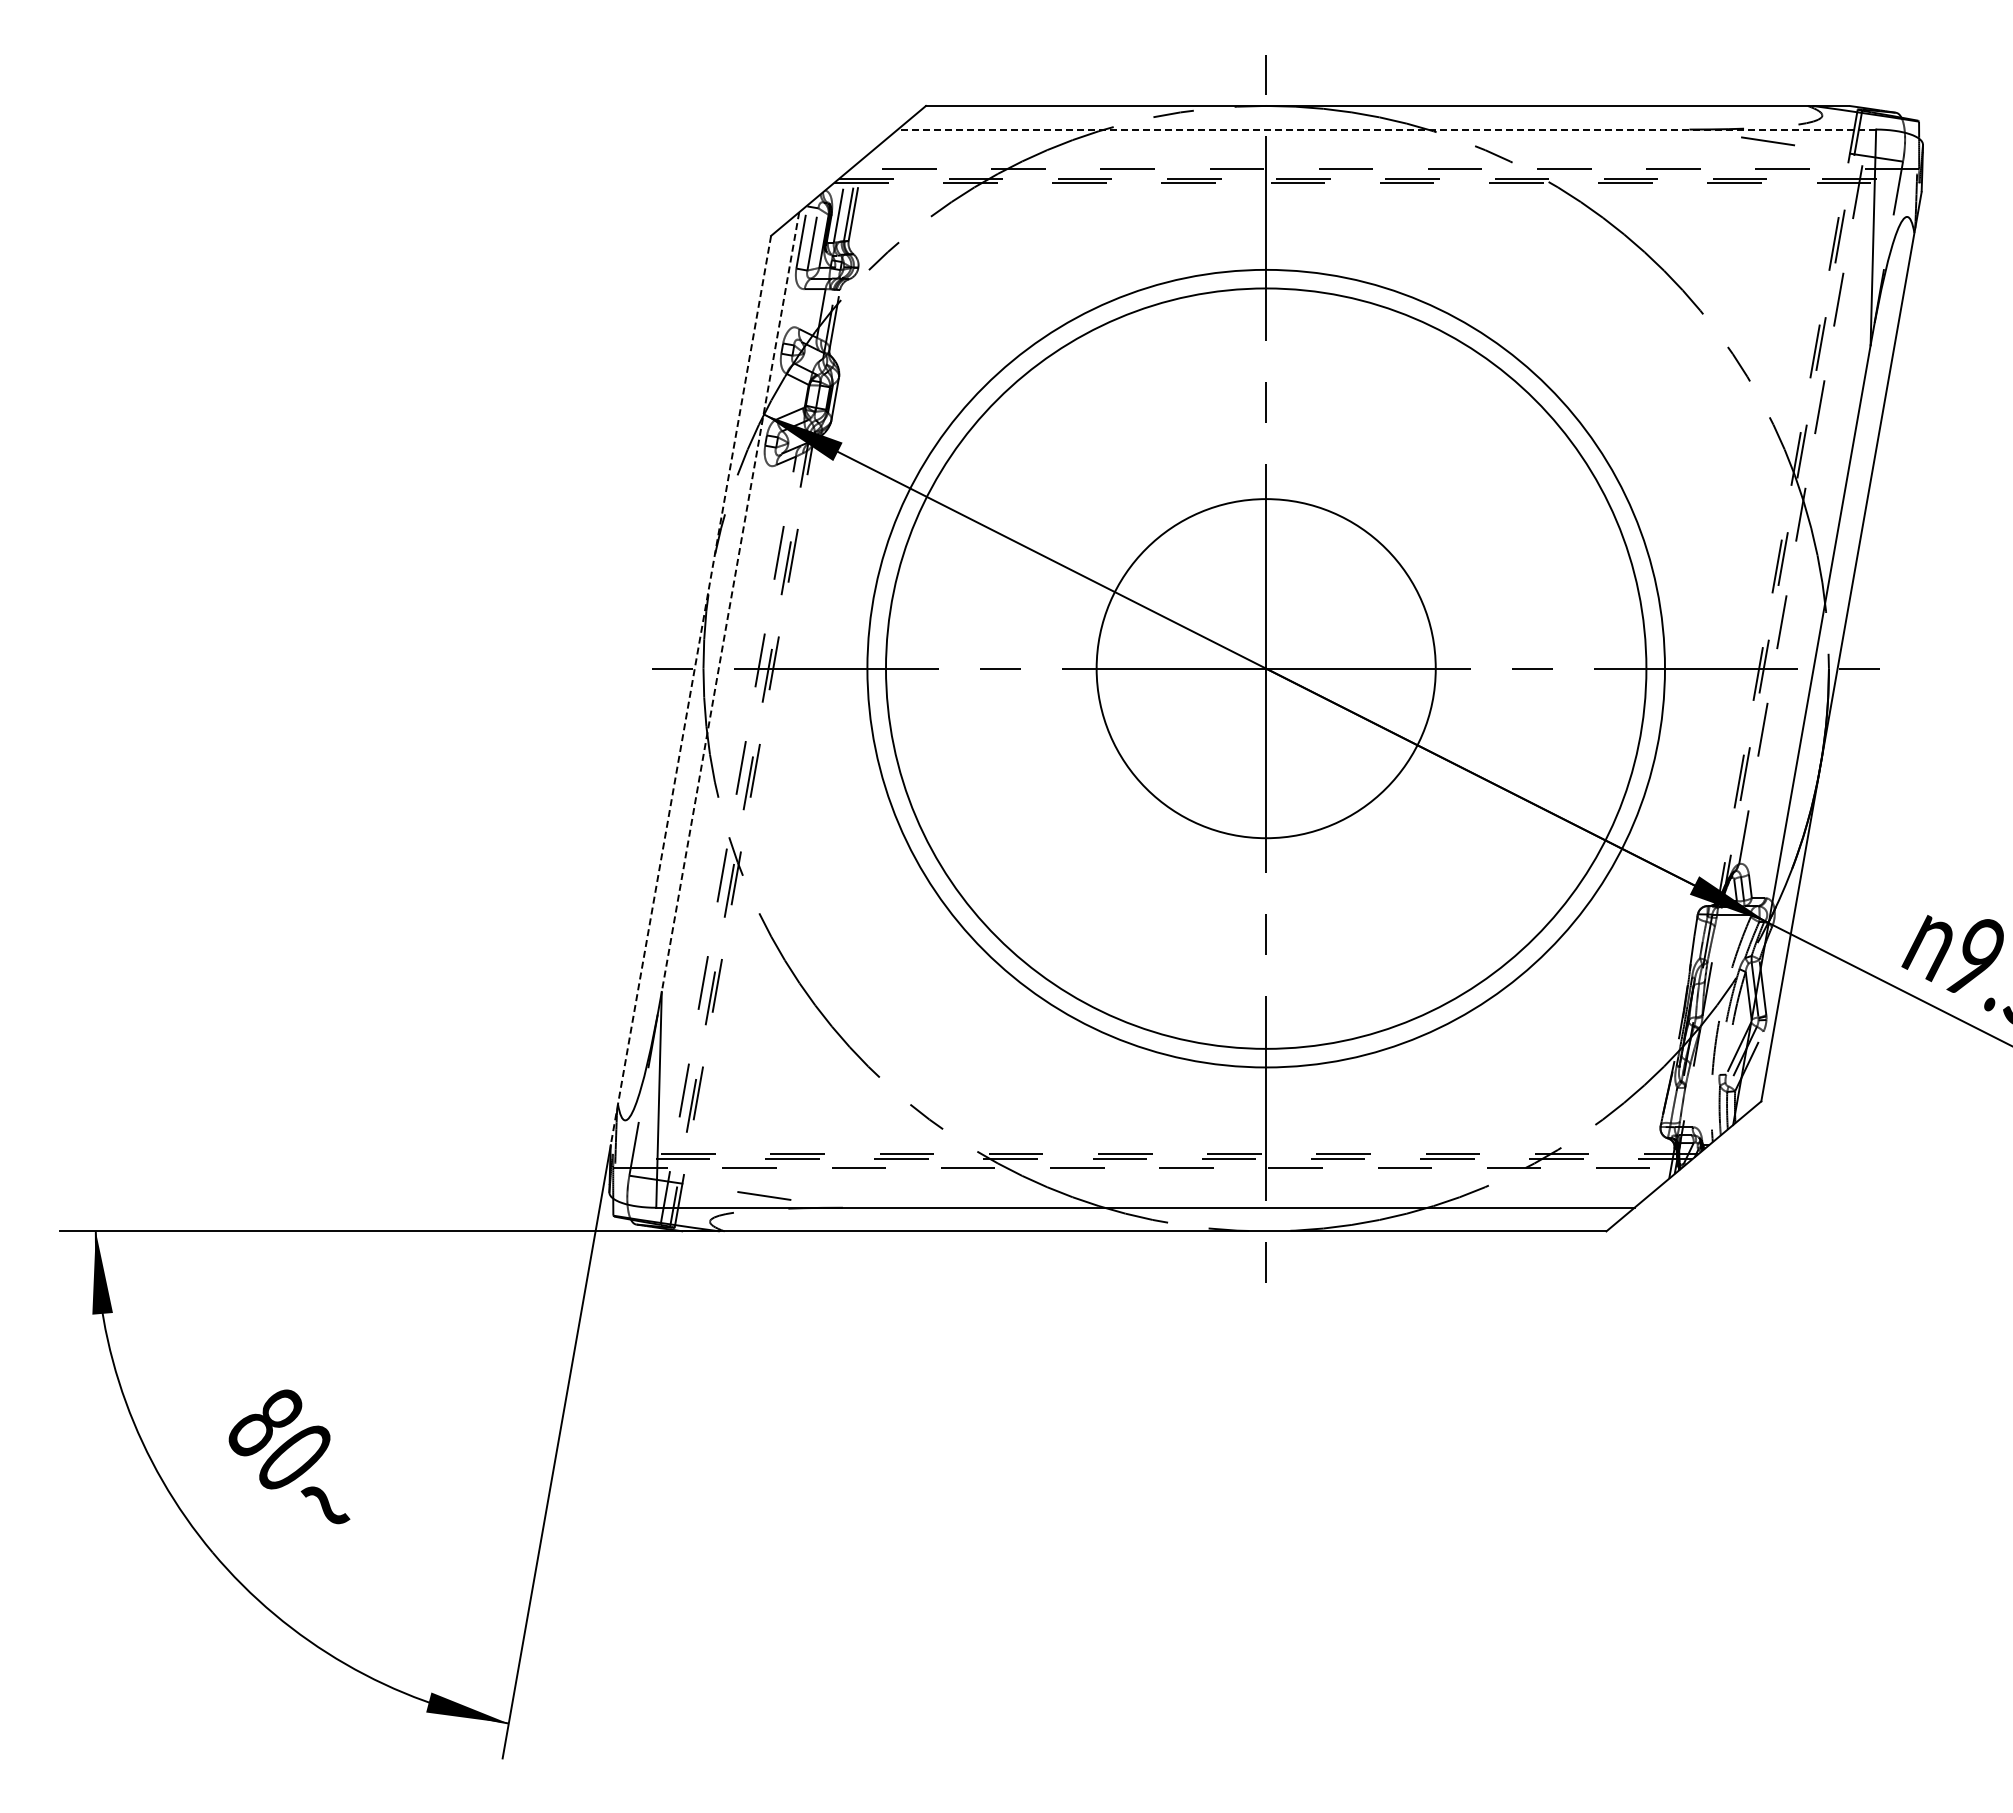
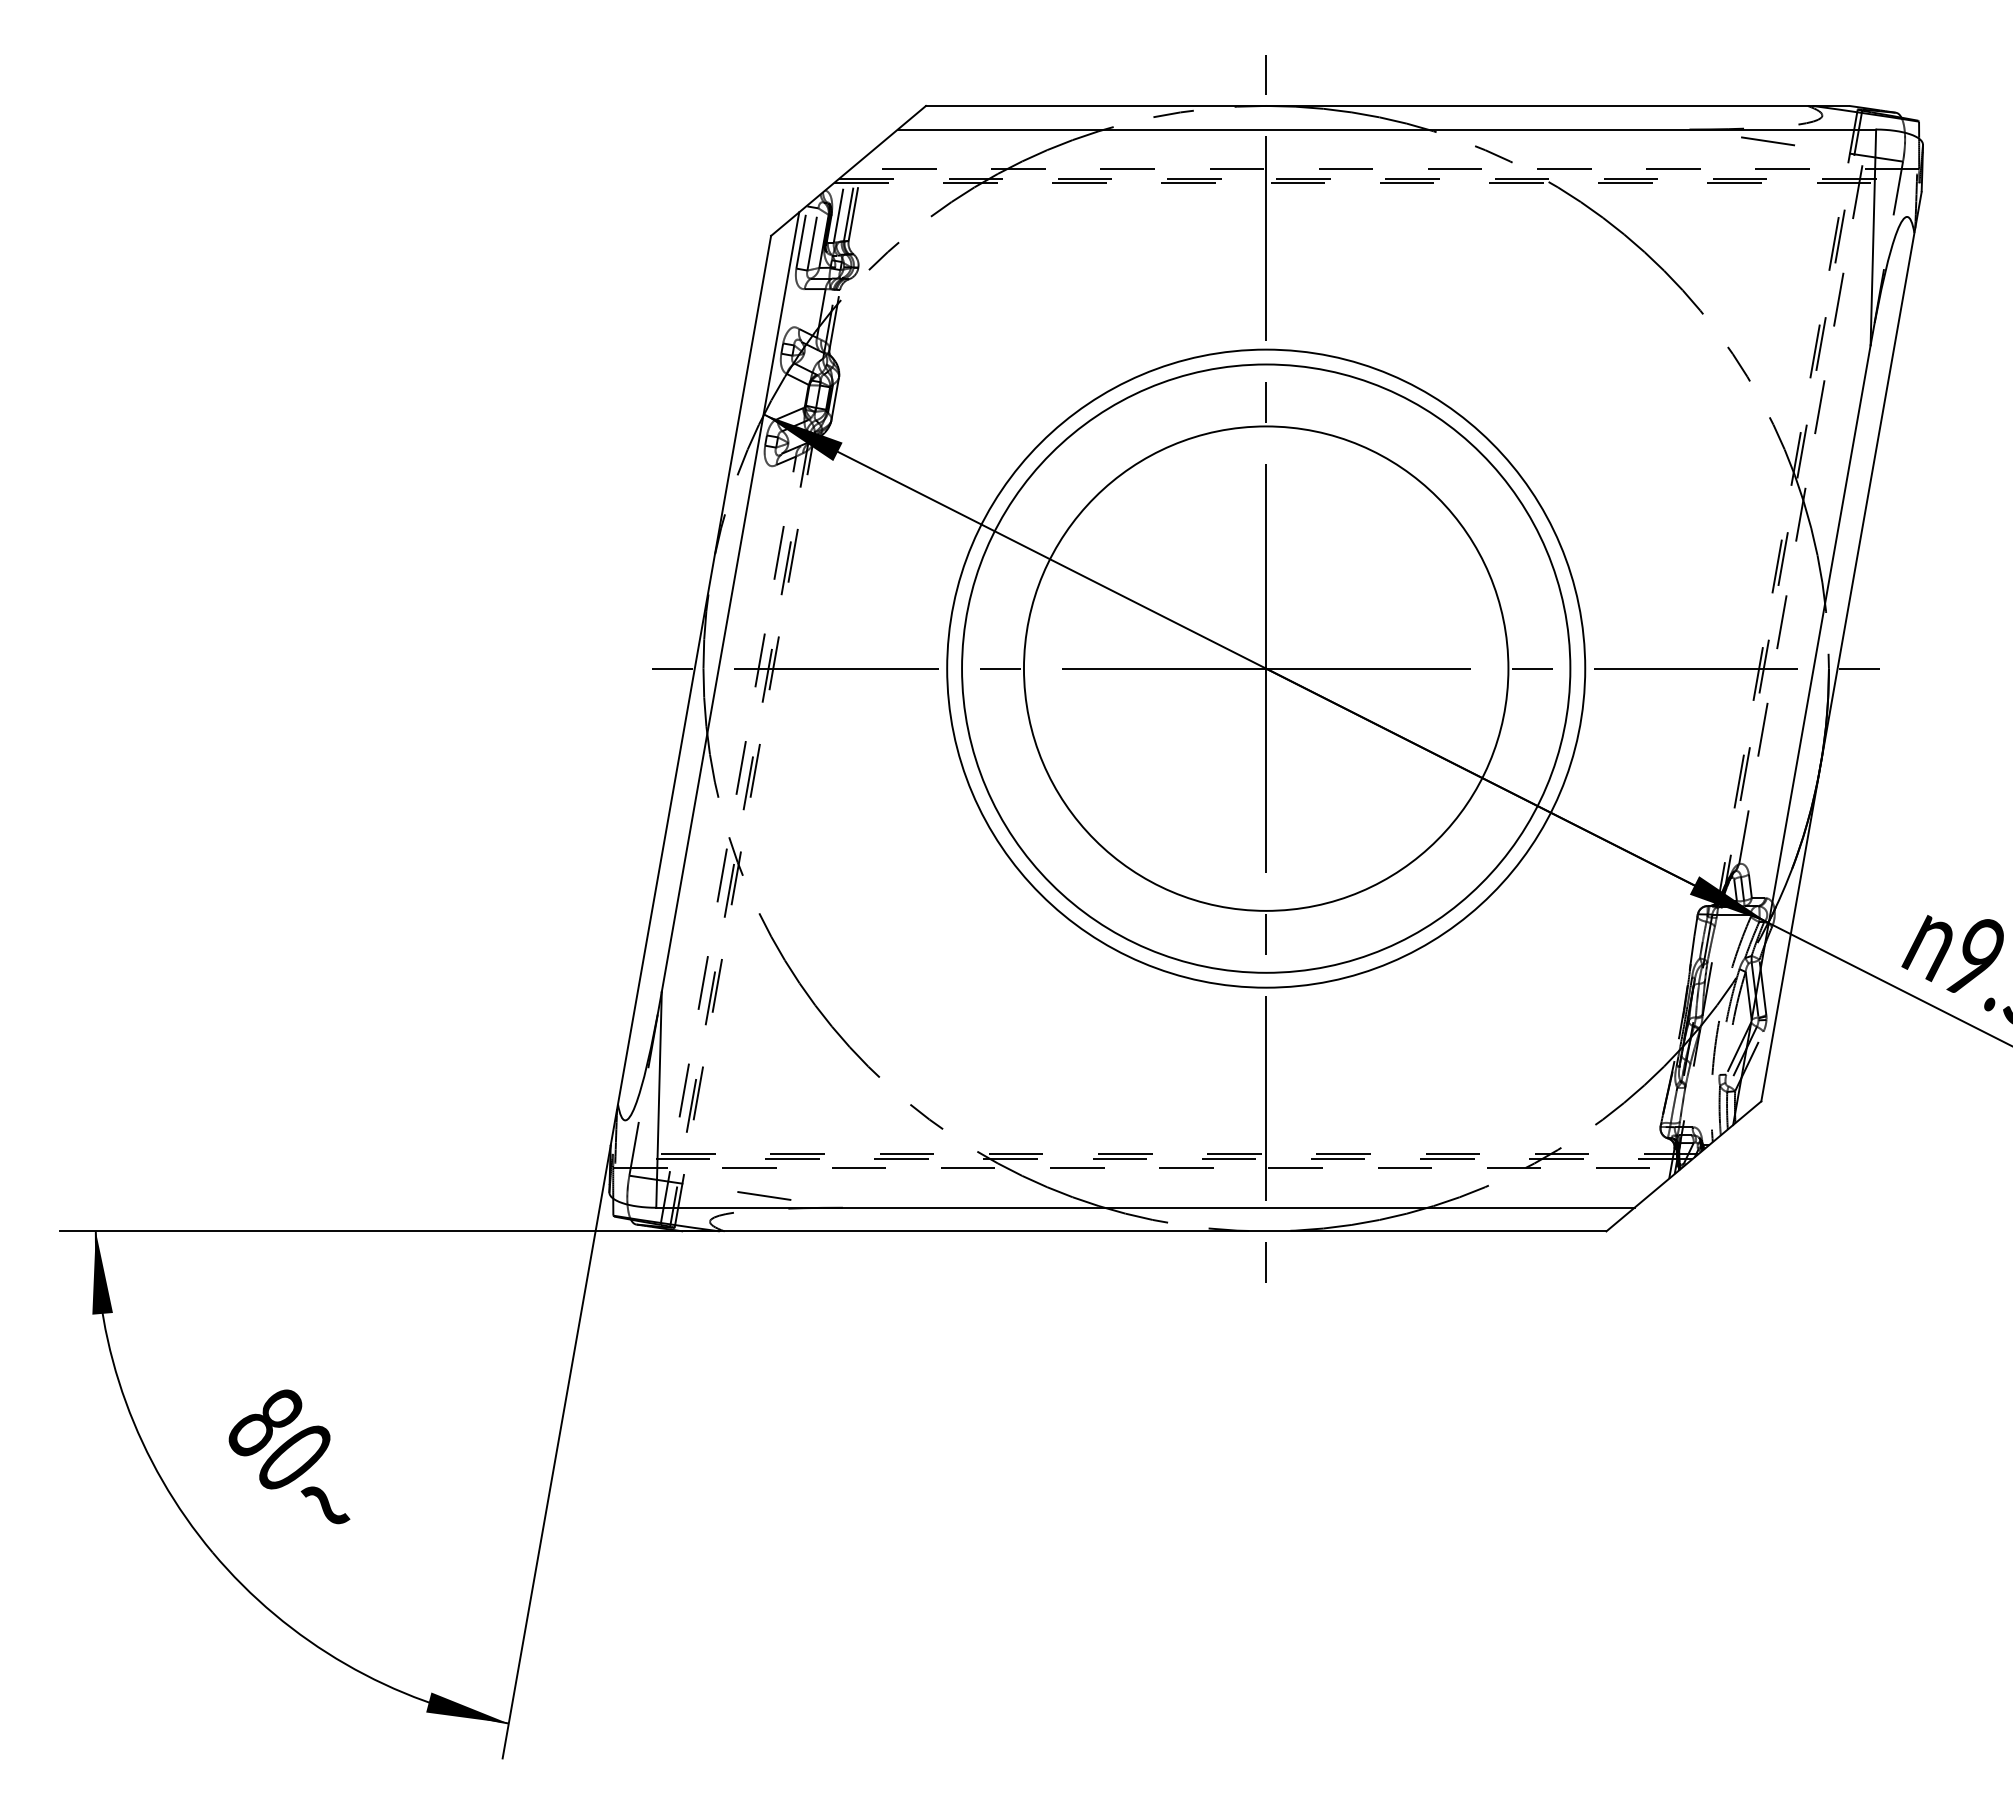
line: dashed -> solid (1386, 129)
line: dashed -> solid (730, 602)
circle diameter: 339 px -> 484 px (1265, 668)
circle diameter: 798 px -> 638 px (1266, 668)
circle diameter: 760 px -> 608 px (1266, 668)
line: dashed -> solid (690, 690)
